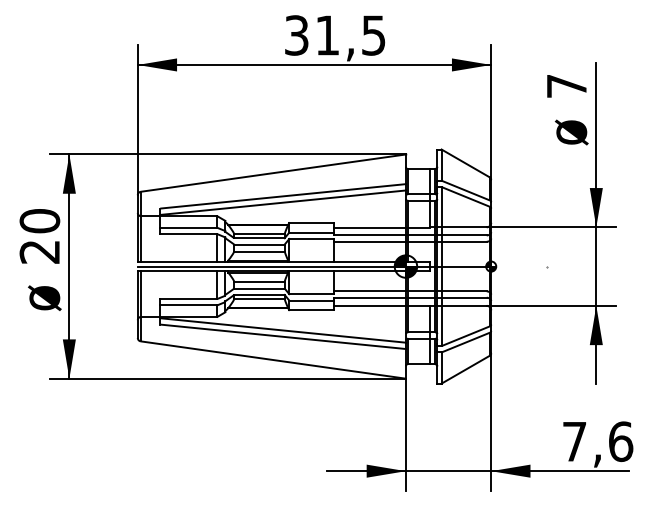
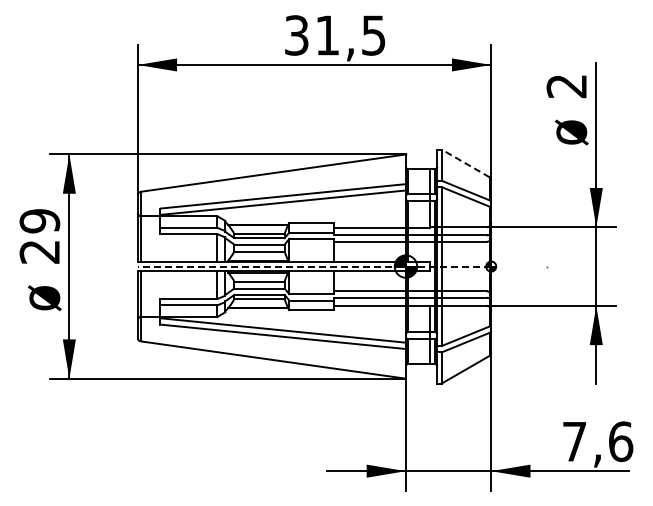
text: 7 -> 2 (566, 86)
line: solid -> dashed (465, 163)
text: 20 -> 29 (39, 221)
line: solid -> dashed (314, 266)
